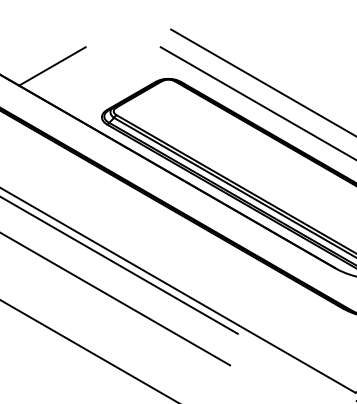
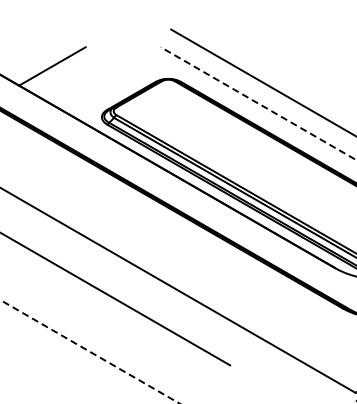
line: solid -> dashed (258, 103)
line: present -> none (119, 265)
line: solid -> dashed (90, 352)
